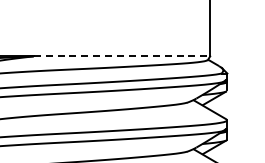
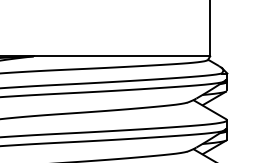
line: dashed -> solid (122, 56)
